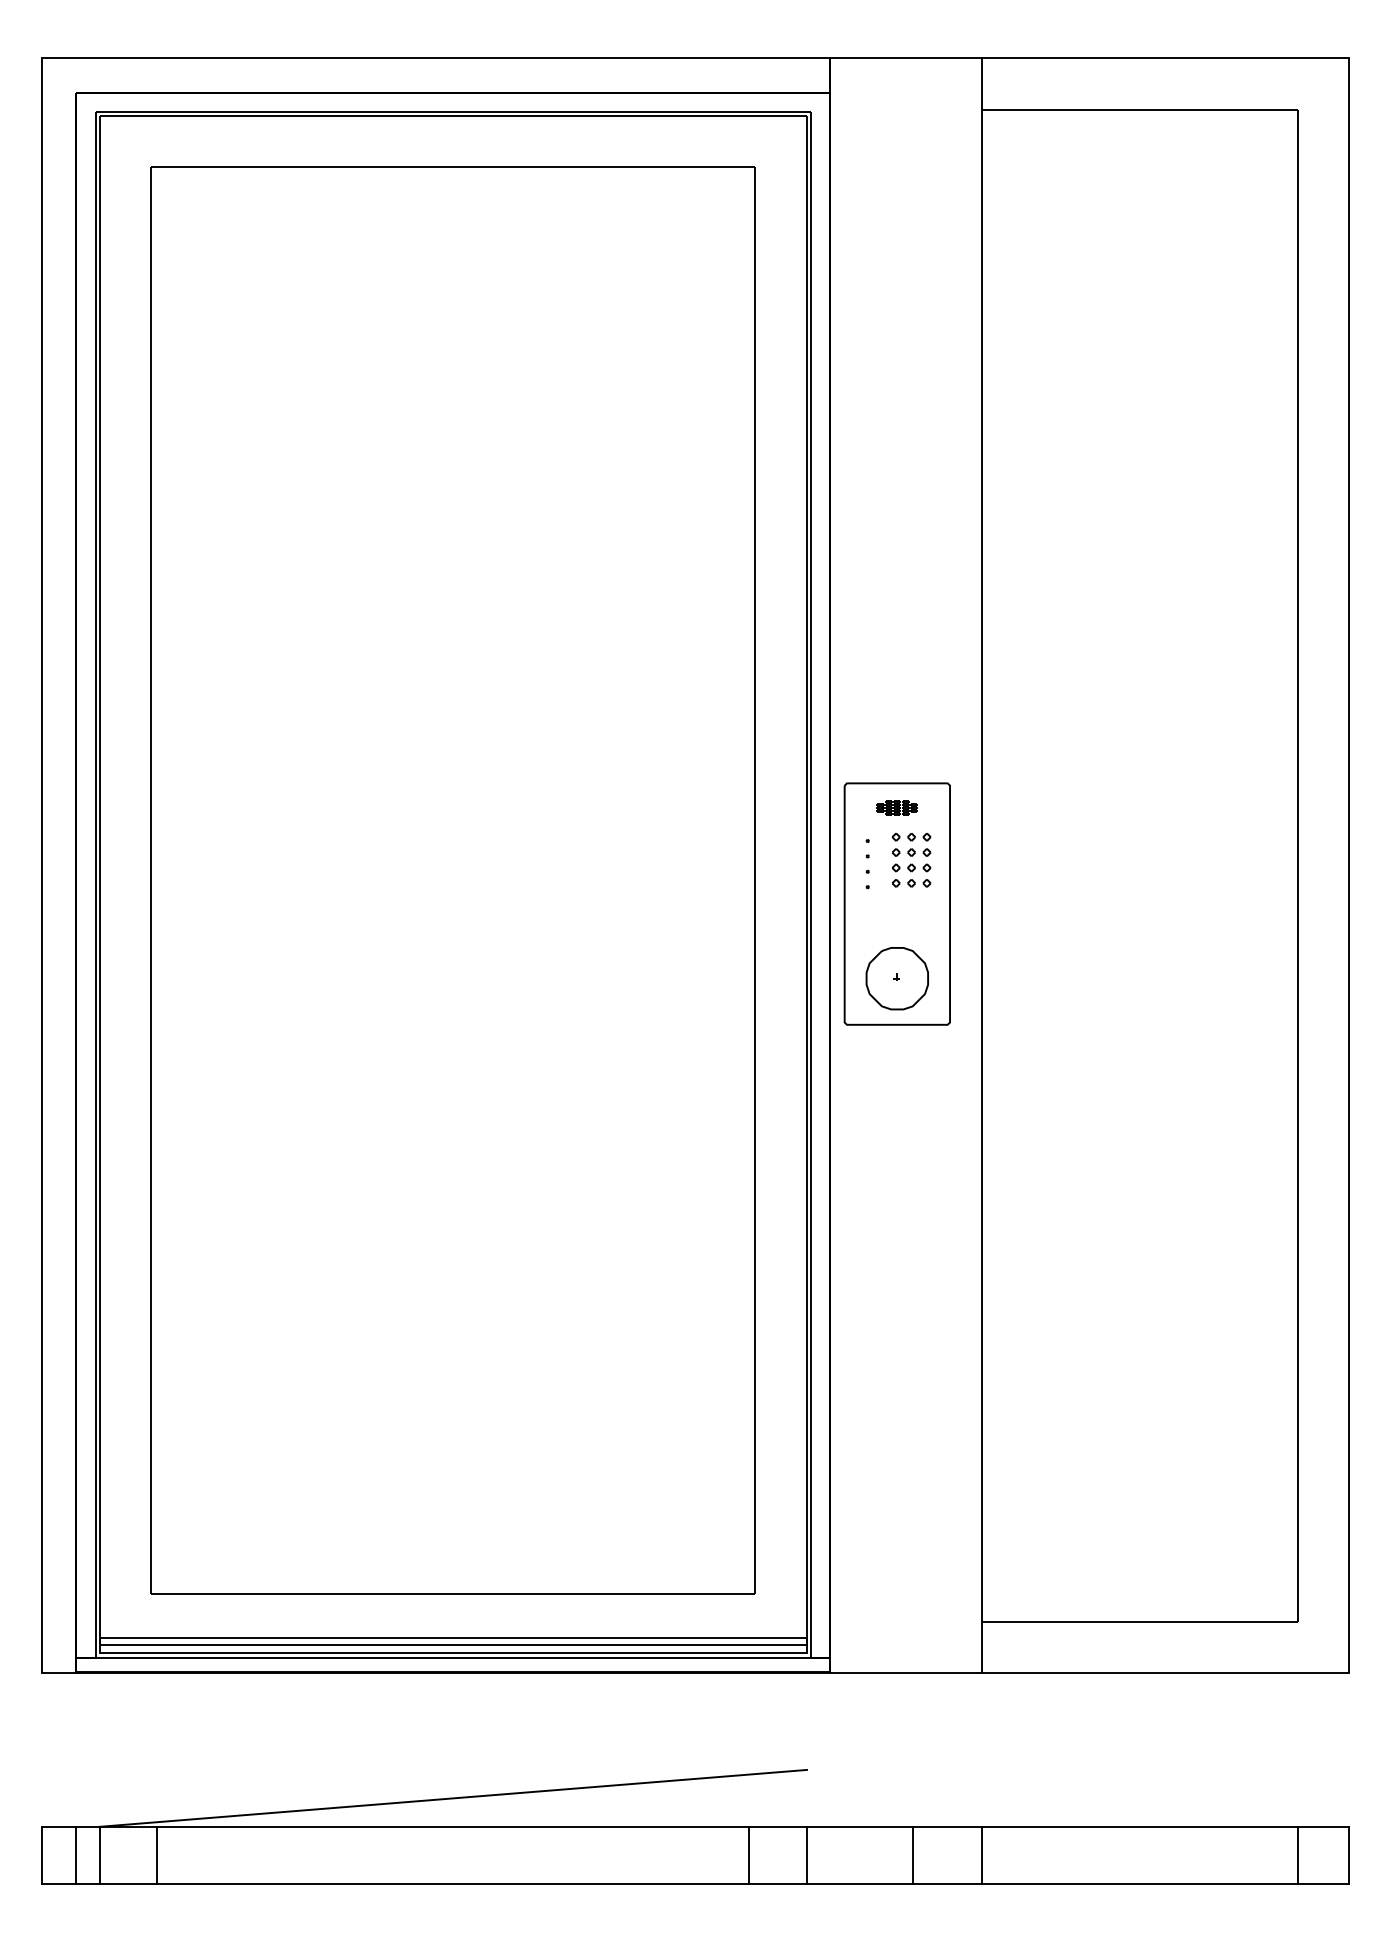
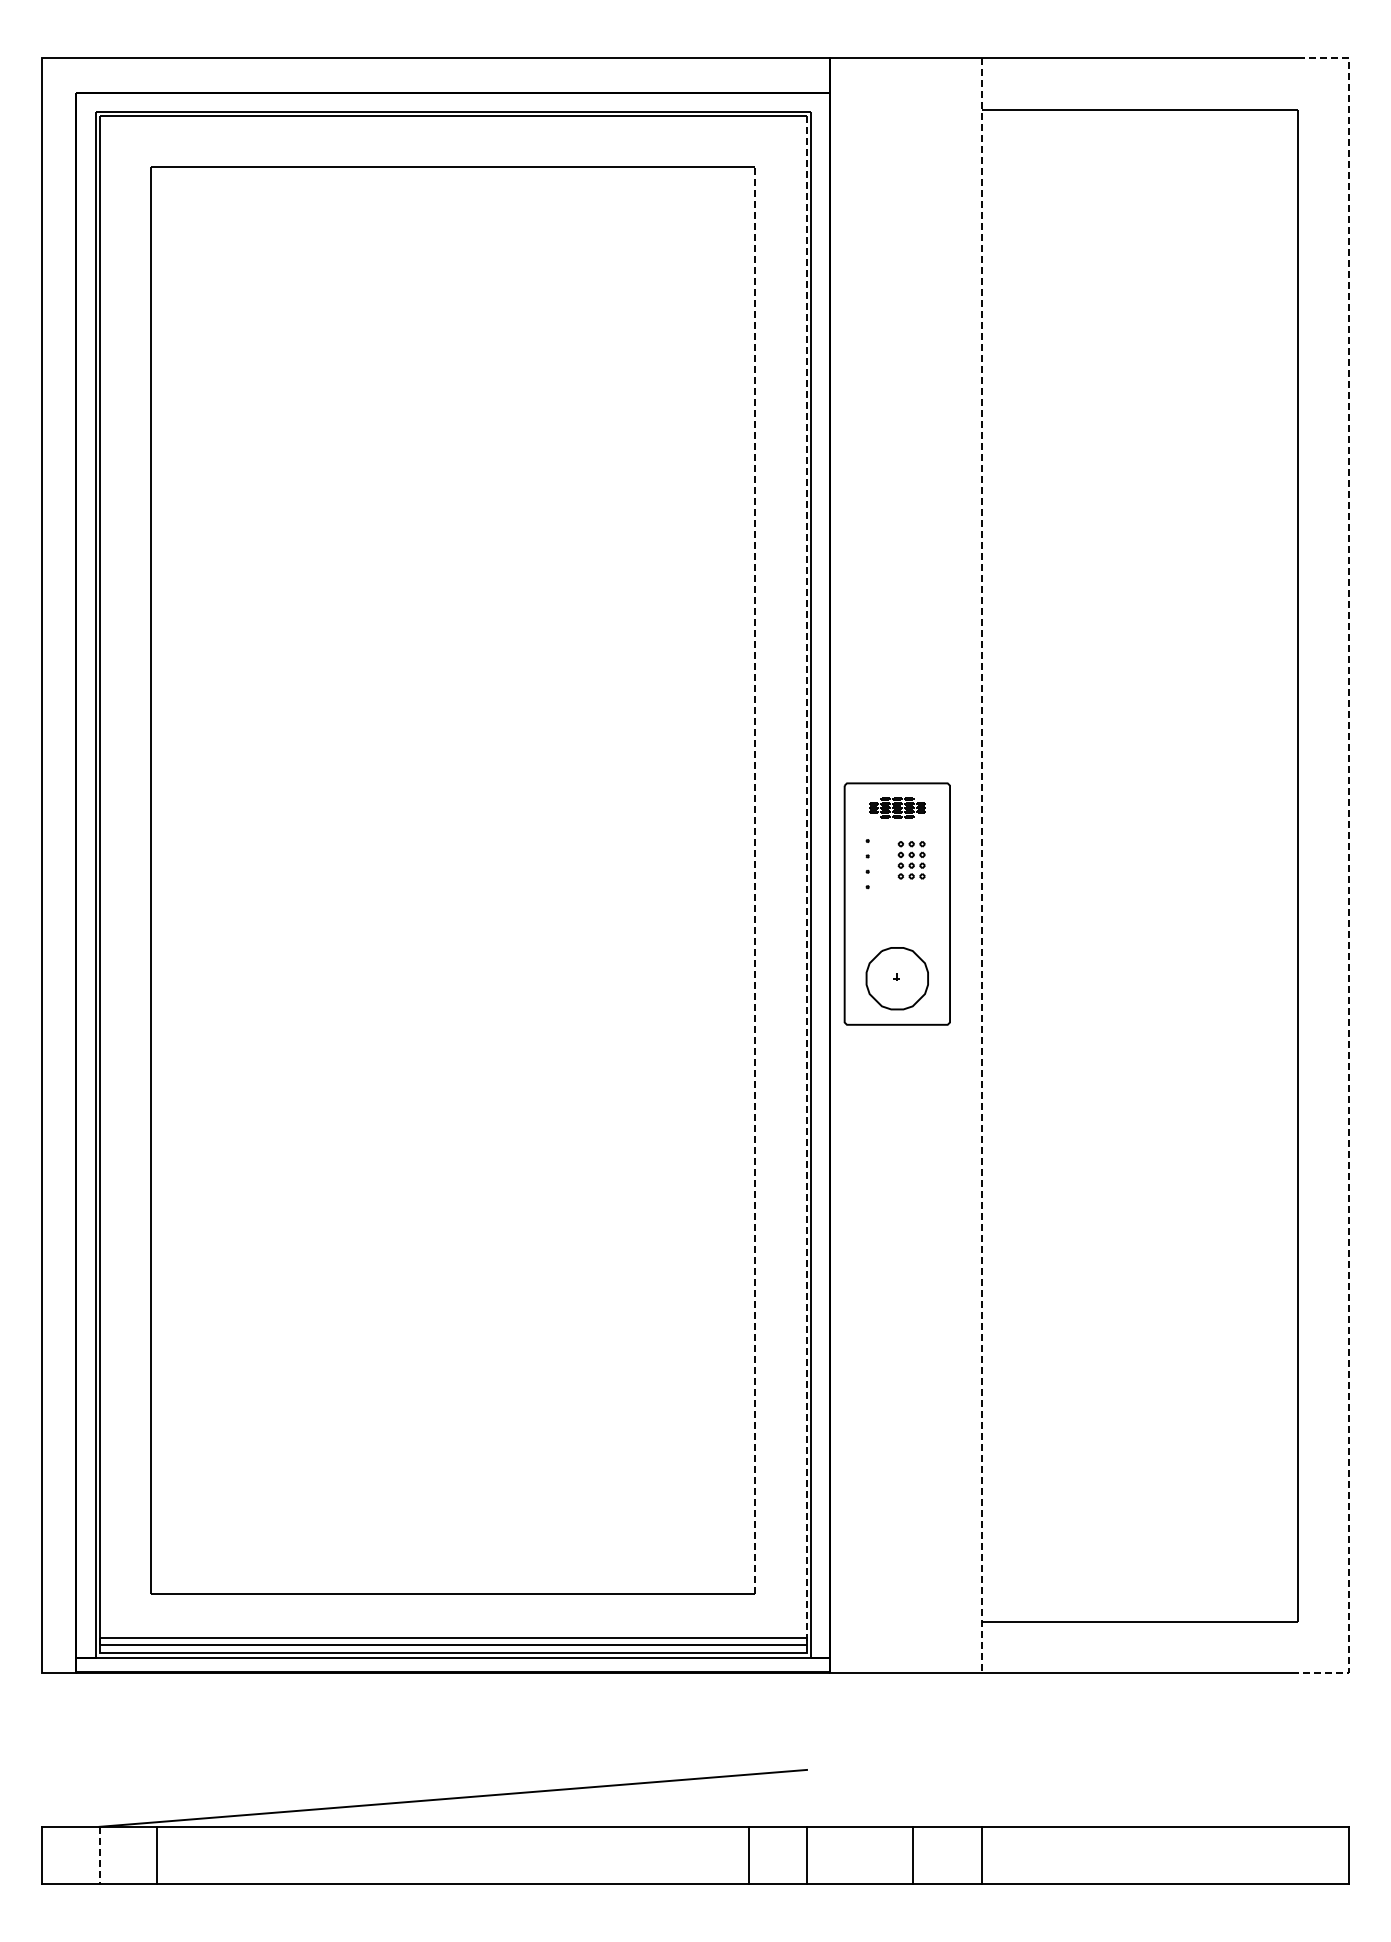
part size: 42x16 px -> 57x22 px (897, 807)
part size: 40x55 px -> 29x39 px (911, 860)
line: solid -> dashed (981, 866)
line: solid -> dashed (1349, 866)
line: solid -> dashed (755, 880)
line: solid -> dashed (806, 880)
line: present -> none (76, 1854)
line: present -> none (1297, 1854)
line: solid -> dashed (99, 1855)
